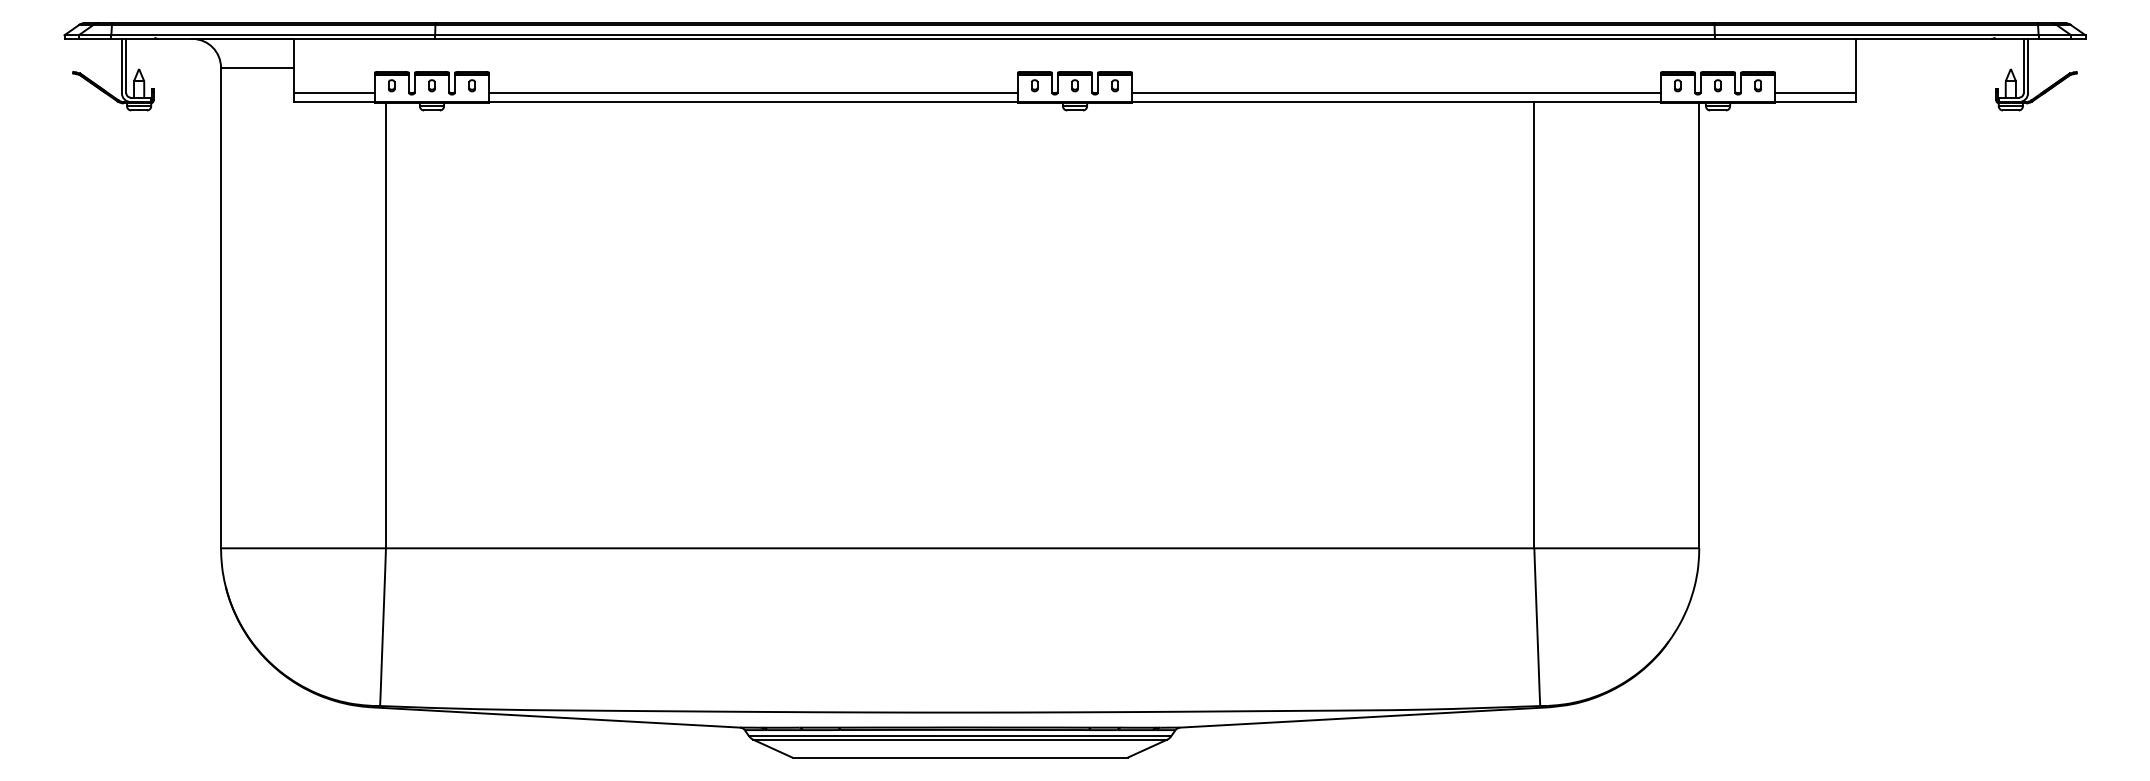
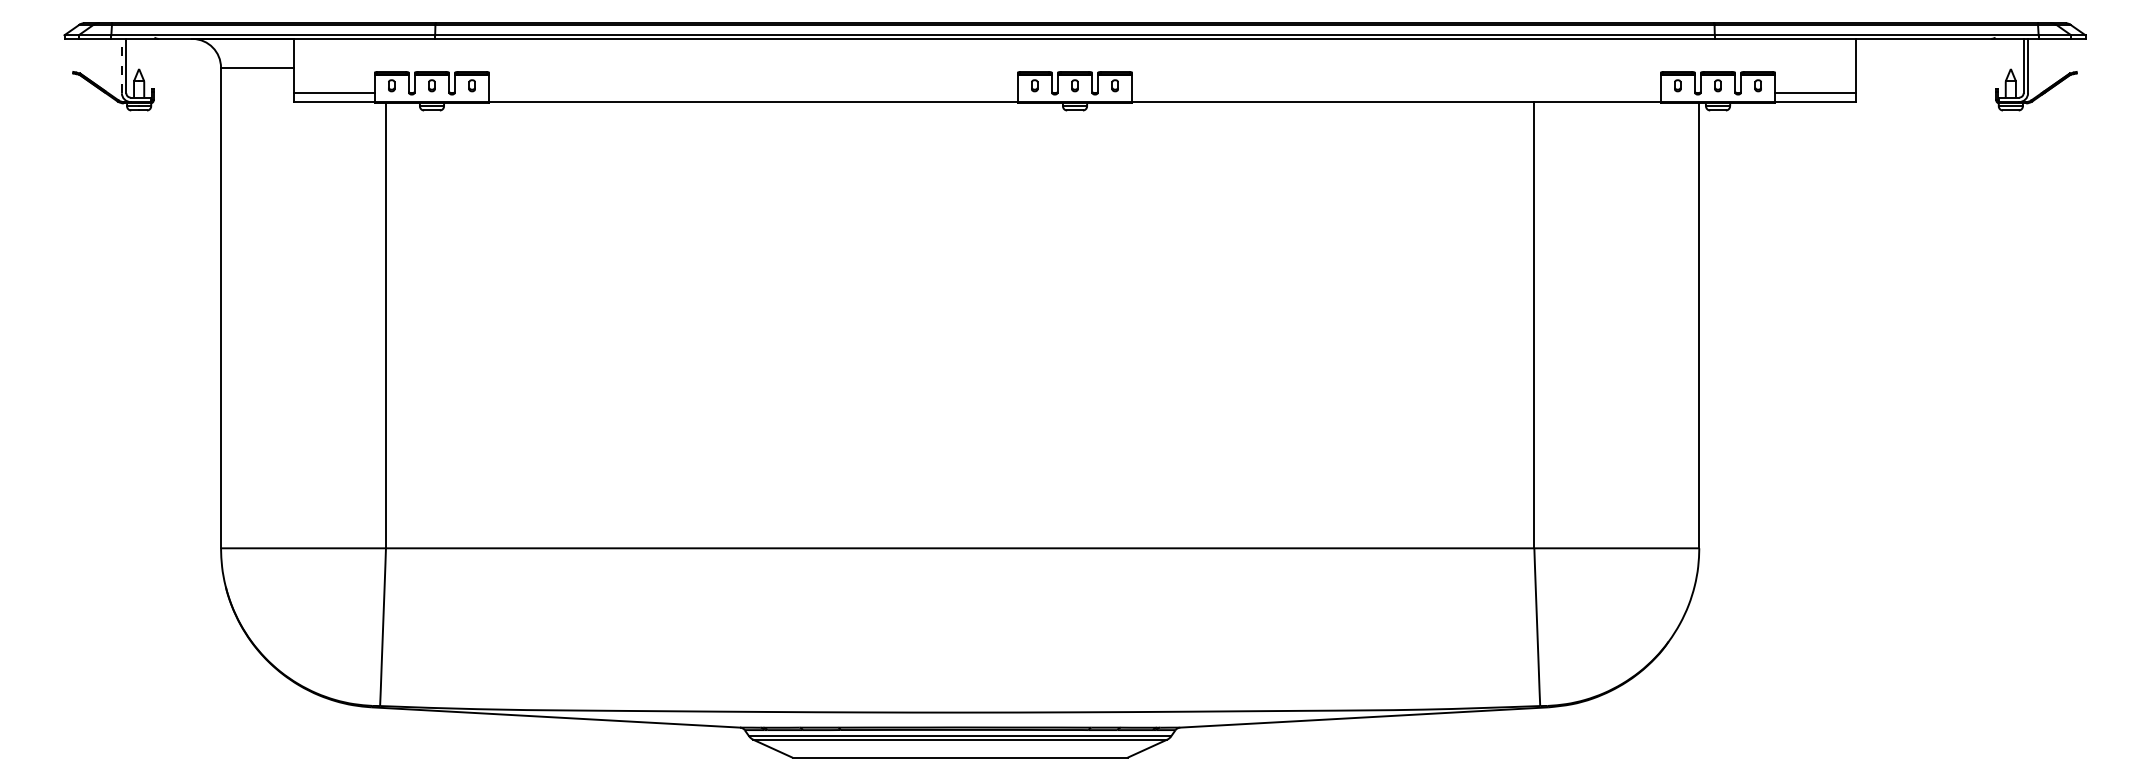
line: solid -> dashed (121, 65)
line: present -> none (753, 93)
line: present -> none (1396, 93)
